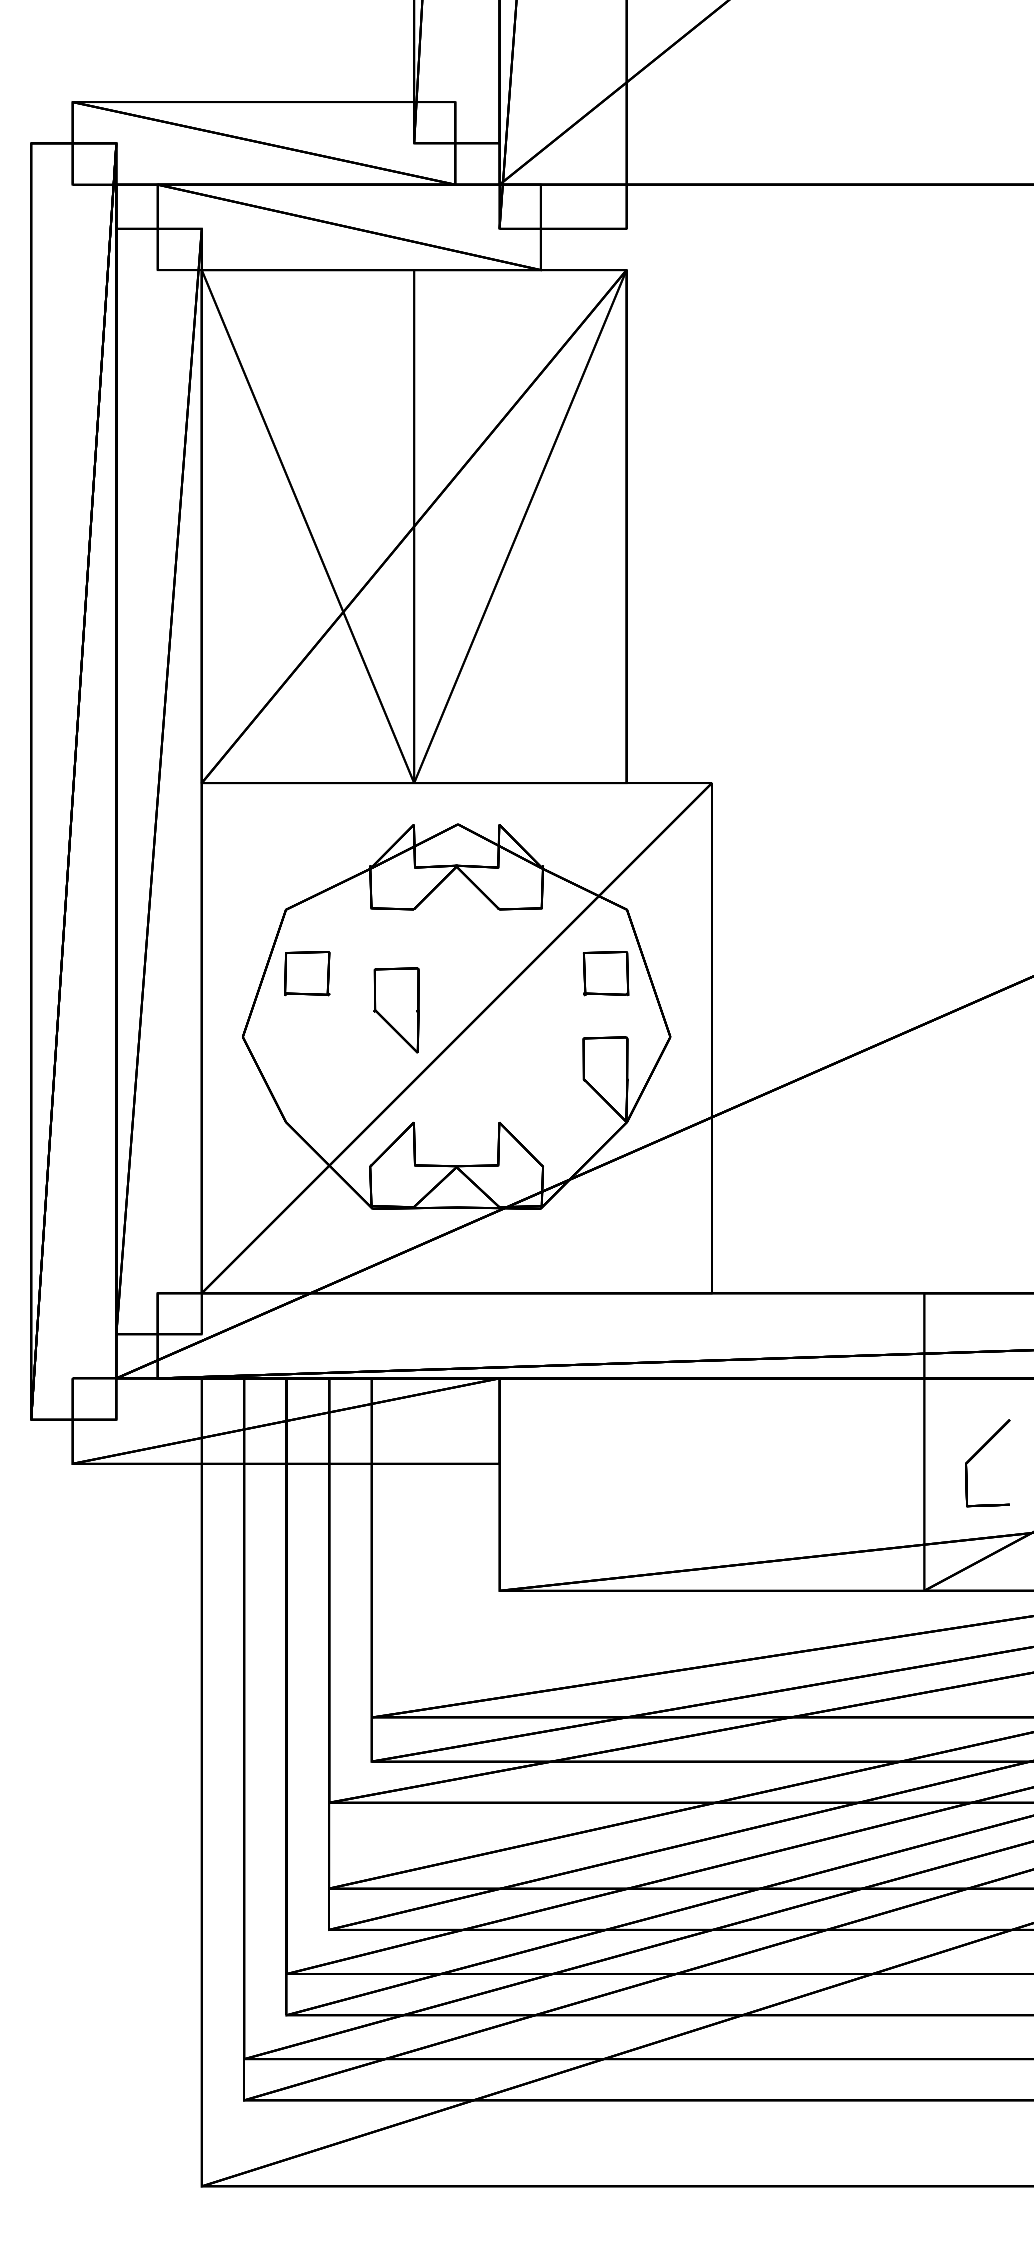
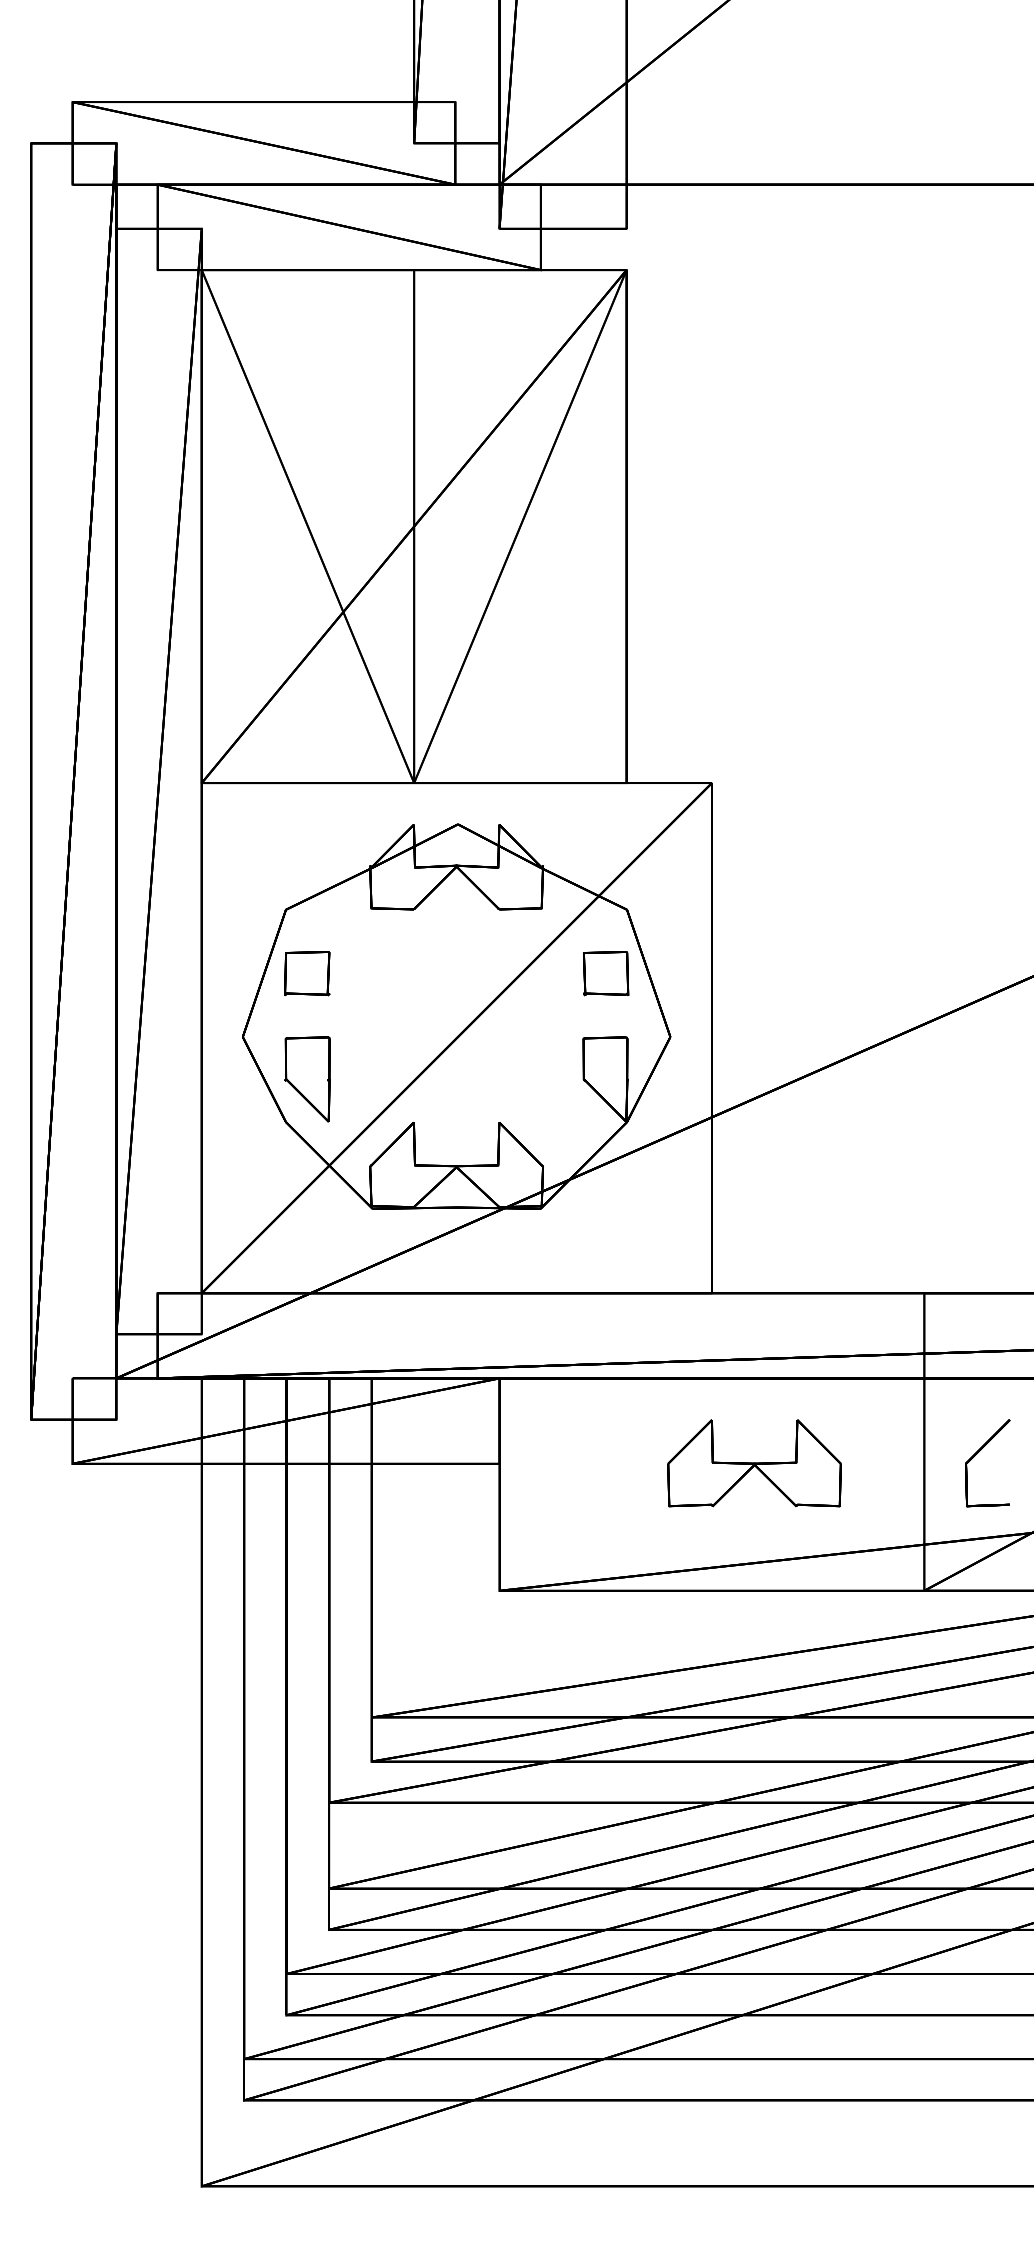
part position: (396, 1010) -> (307, 1079) (307, 1079)
part: none -> present (754, 1463)
